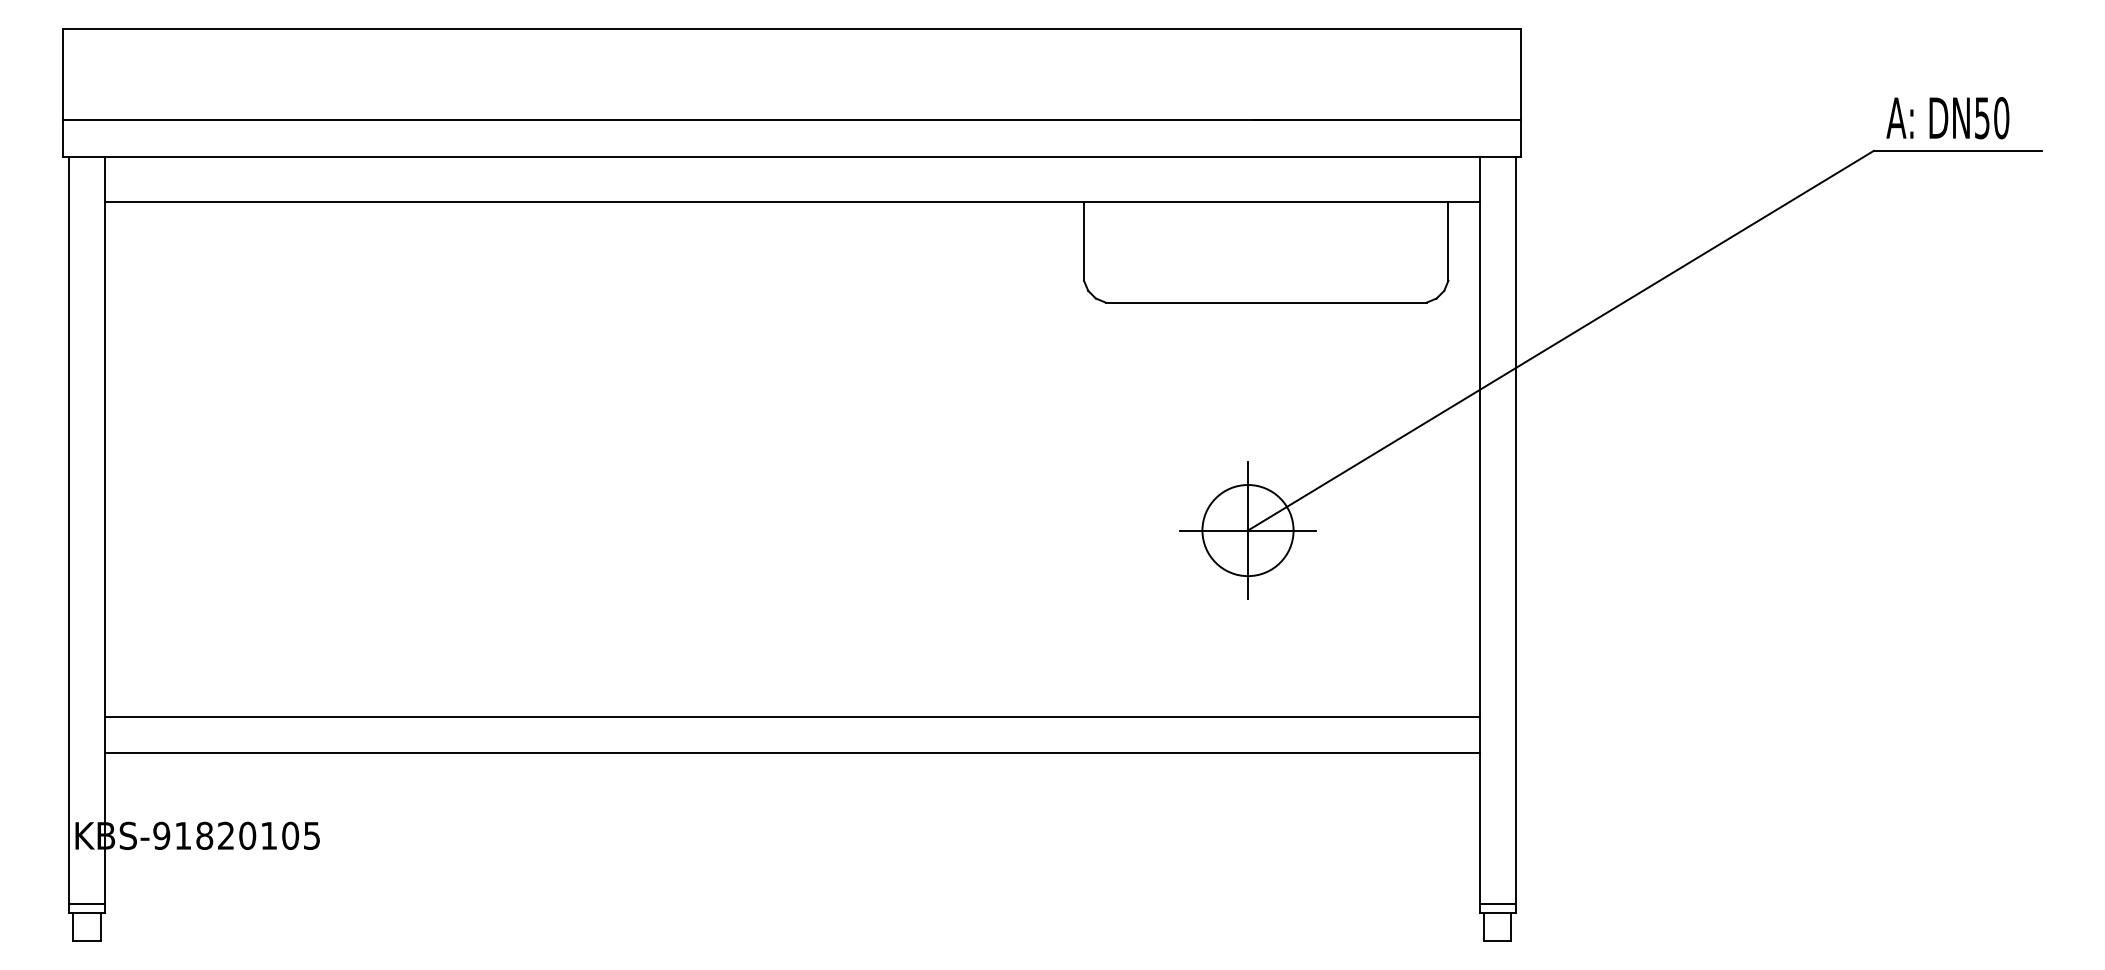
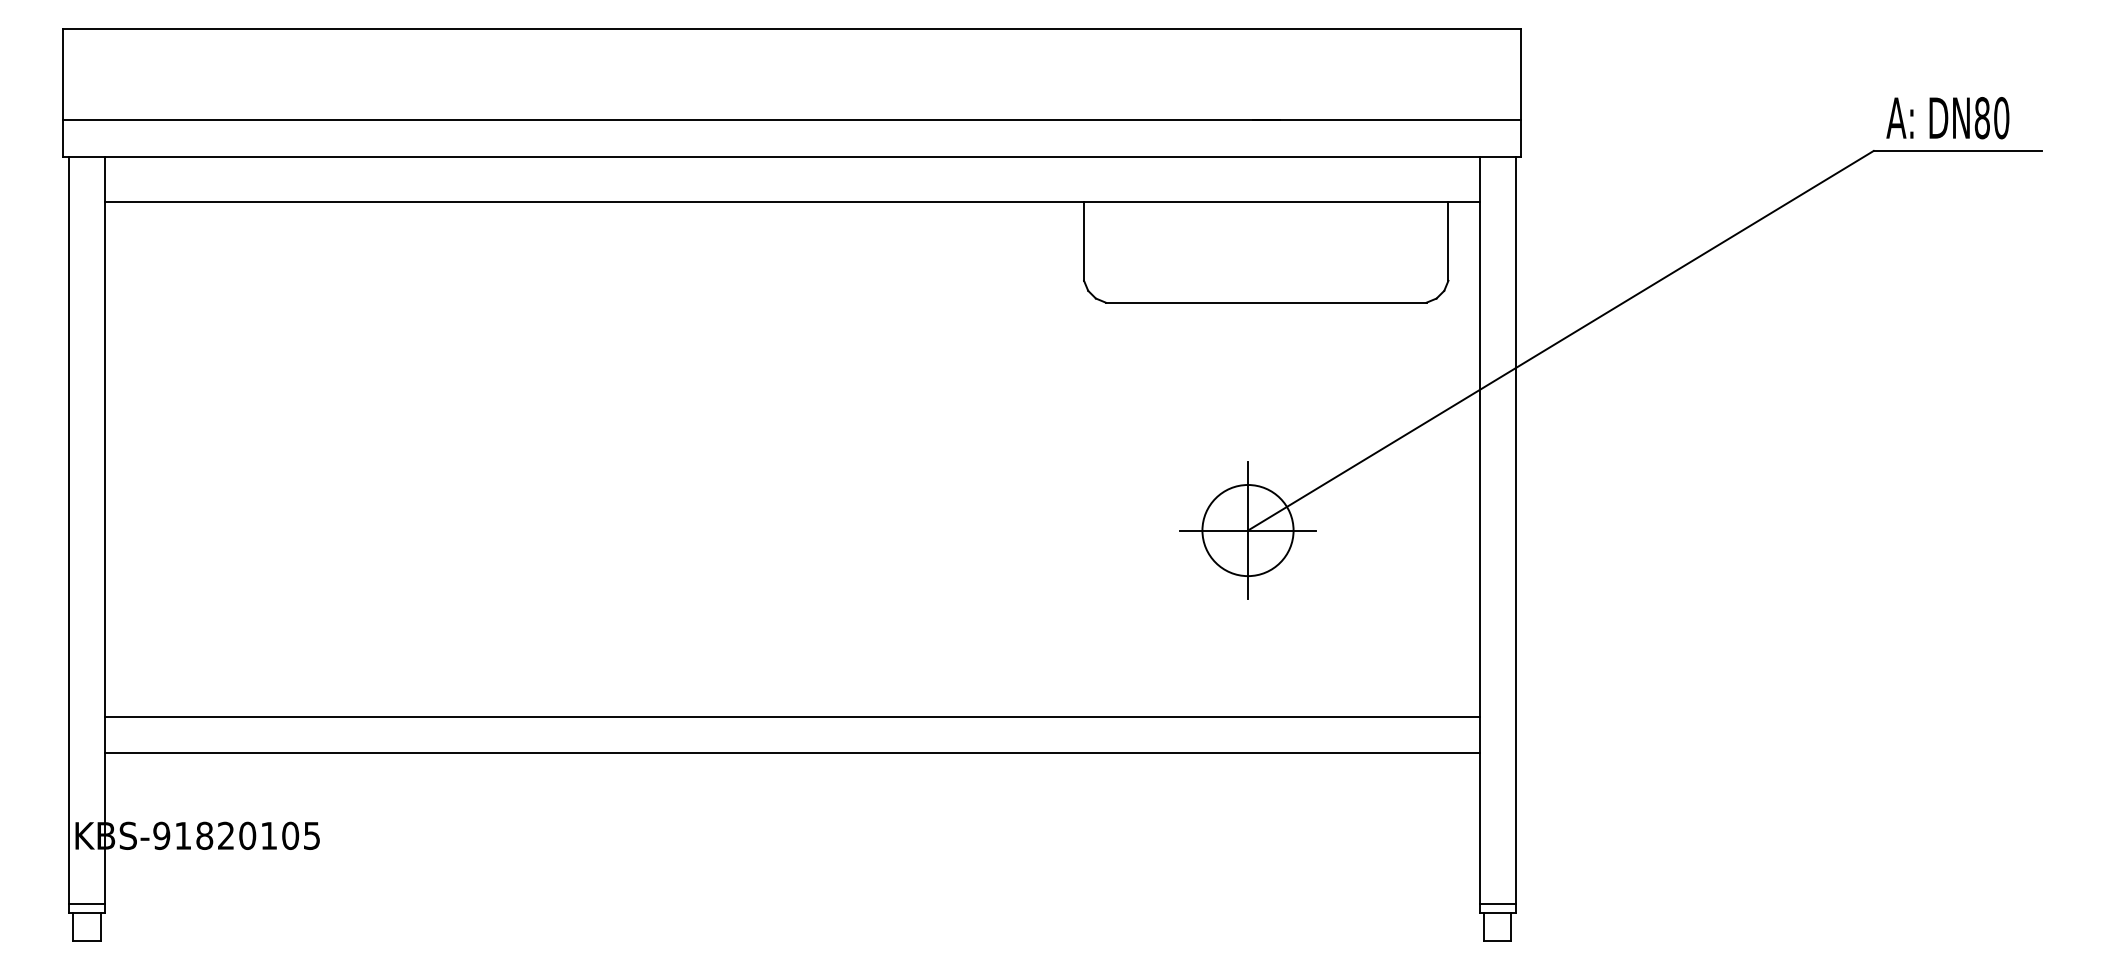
text: DN50 -> DN80 (1981, 118)
